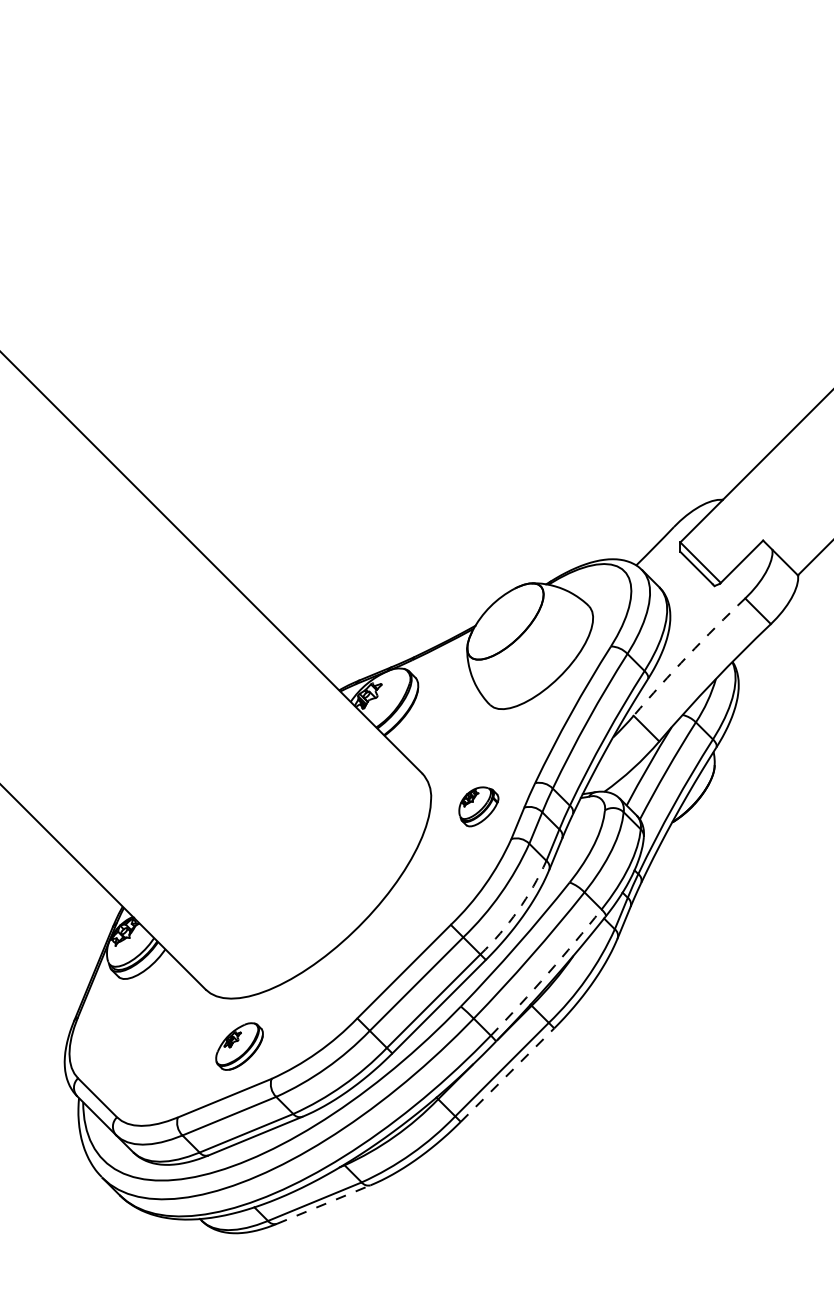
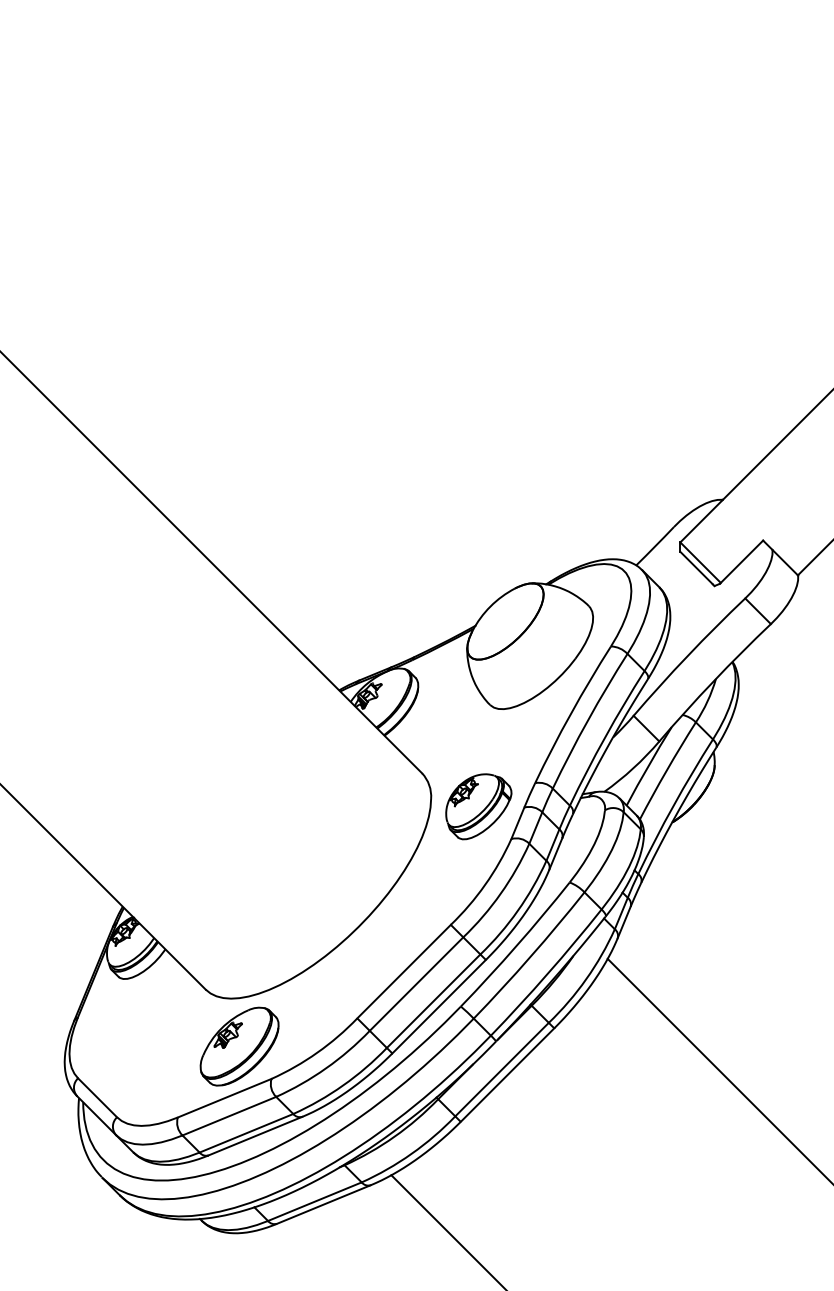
arc: dashed -> solid (687, 655)
part size: 42x42 px -> 68x68 px (478, 806)
arc: dashed -> solid (517, 910)
arc: dashed -> solid (547, 973)
part size: 49x49 px -> 81x81 px (239, 1046)
line: none -> present (718, 1069)
line: dashed -> solid (507, 1074)
line: dashed -> solid (323, 1204)
line: none -> present (447, 1231)
